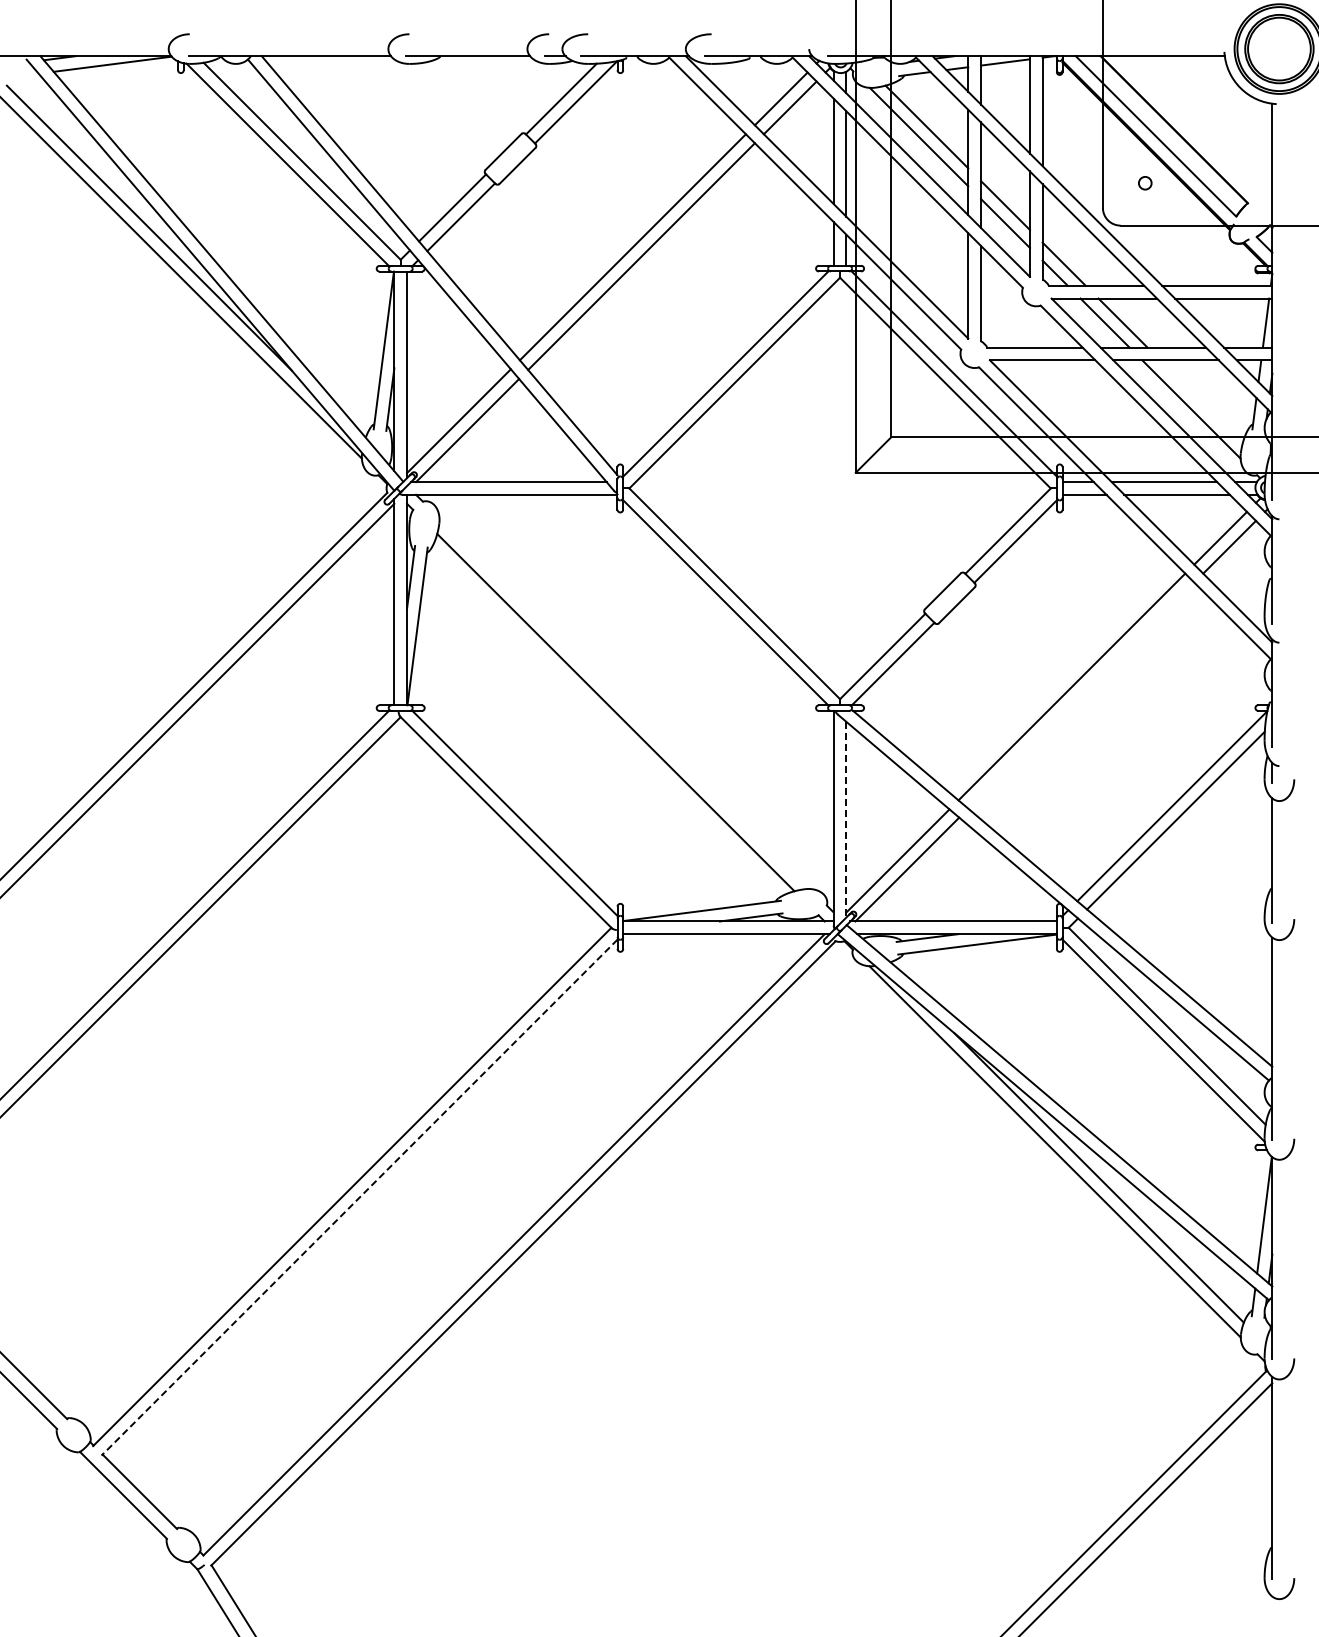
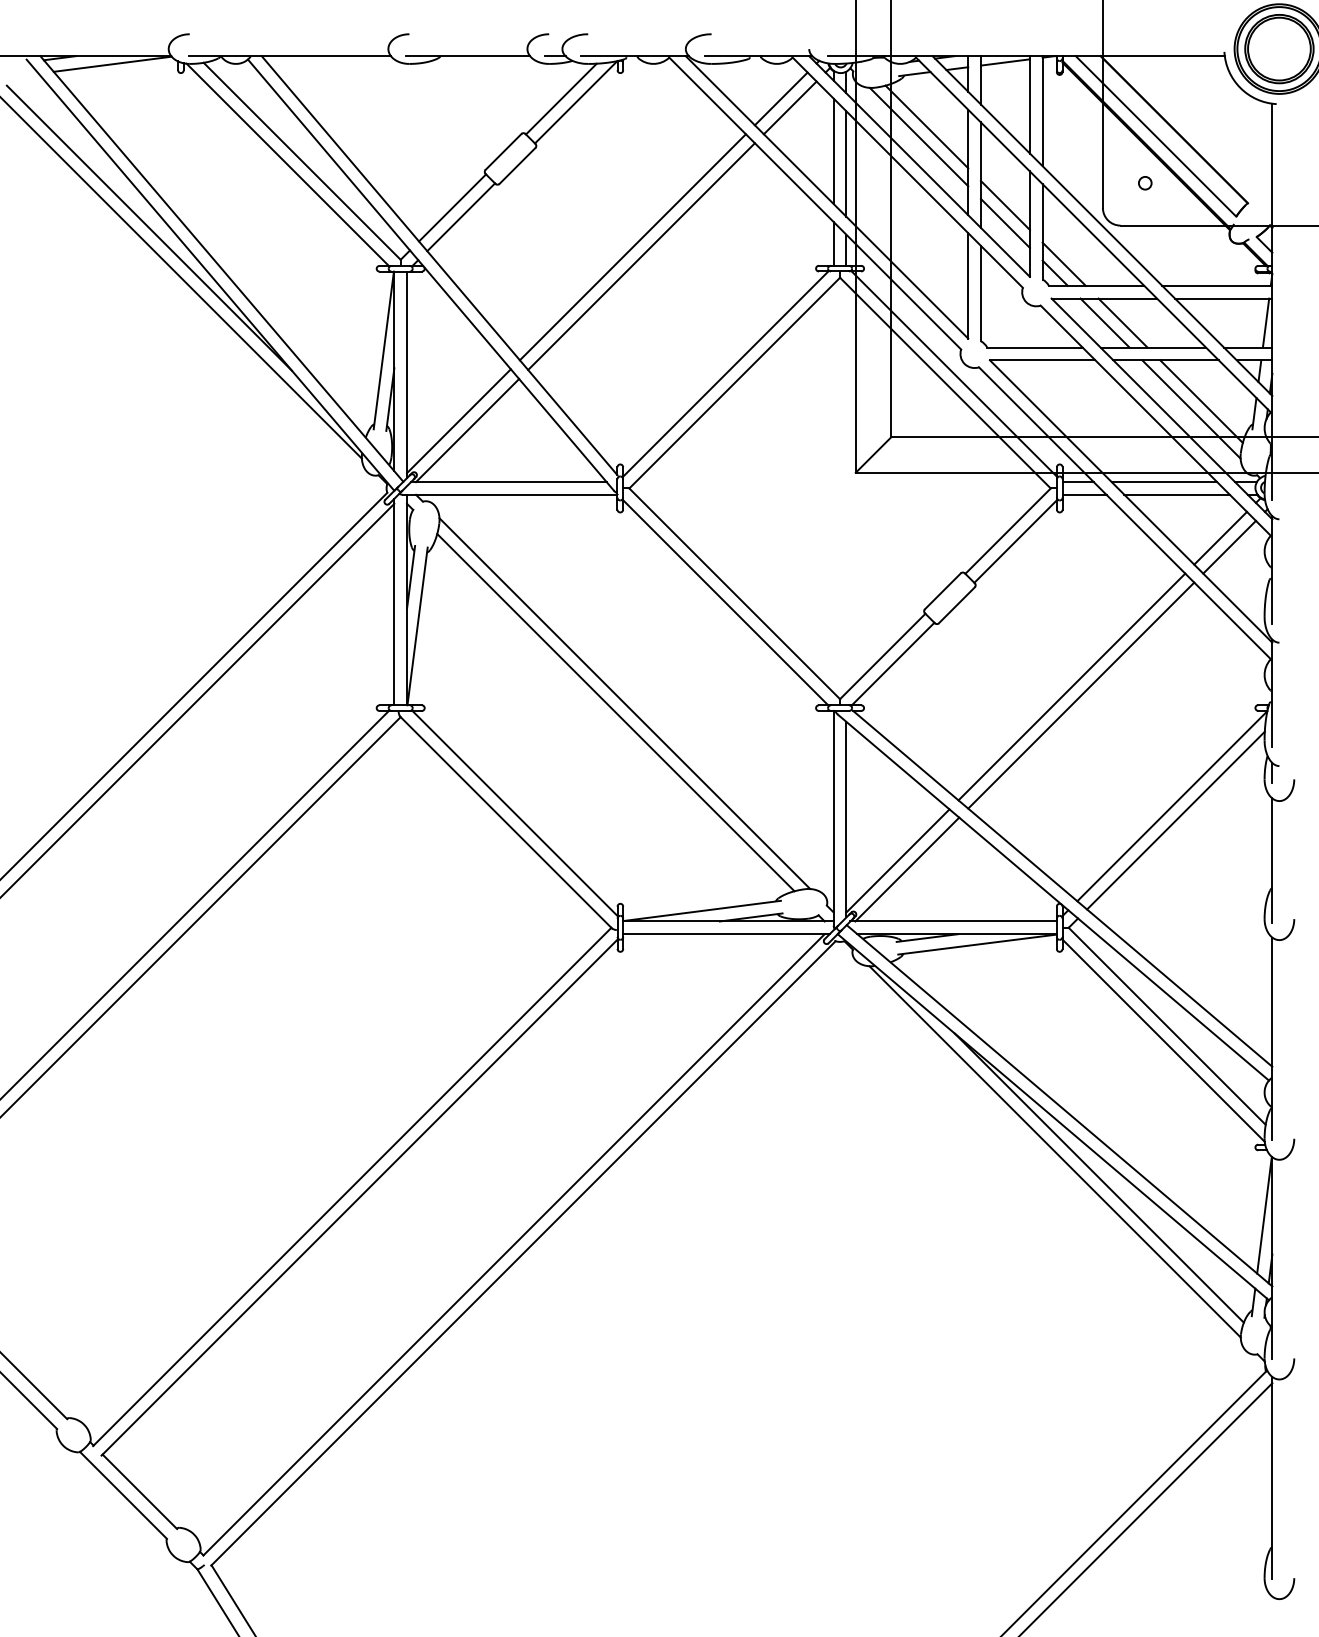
line: none -> present (1201, 401)
line: none -> present (1081, 695)
line: none -> present (624, 703)
line: dashed -> solid (846, 819)
line: dashed -> solid (359, 1197)
